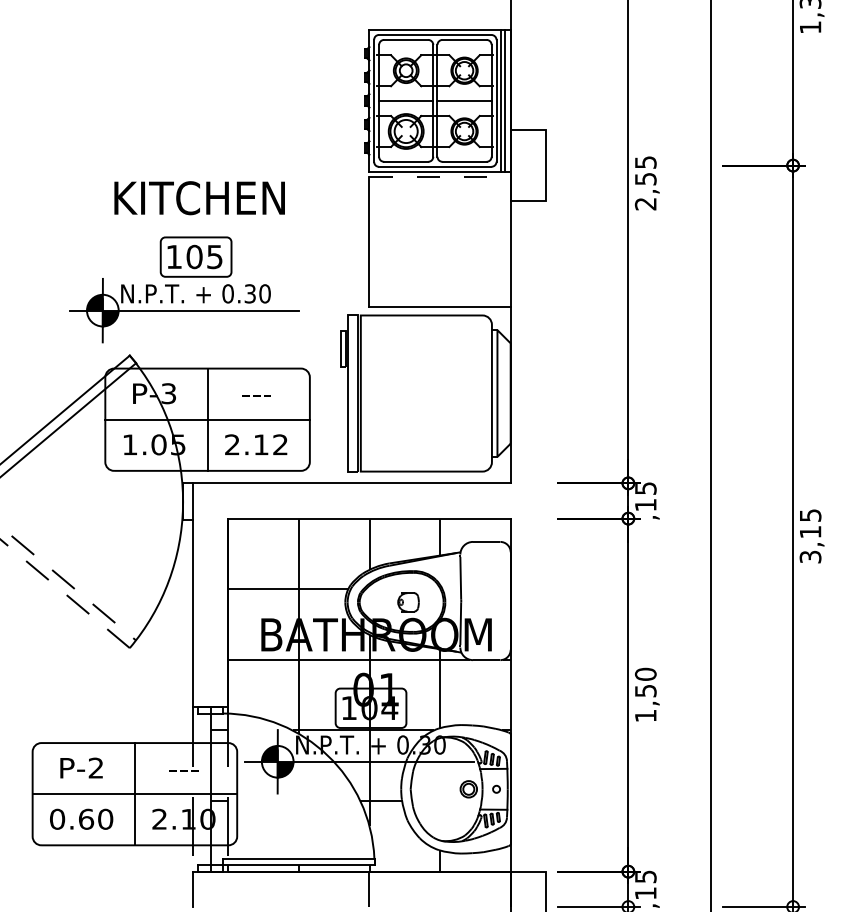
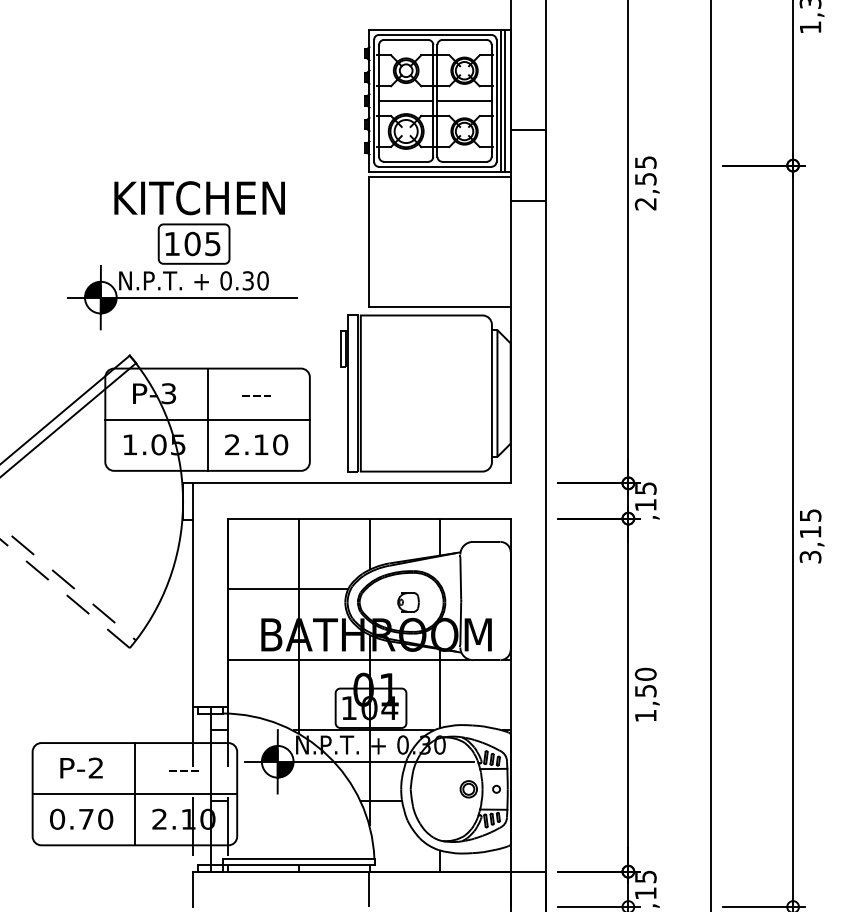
line: dashed -> solid (440, 177)
part position: (184, 289) -> (182, 276) (182, 276)
text: 2.12 -> 2.10 (280, 444)
line: none -> present (546, 455)
text: 0.60 -> 0.70 (86, 818)
